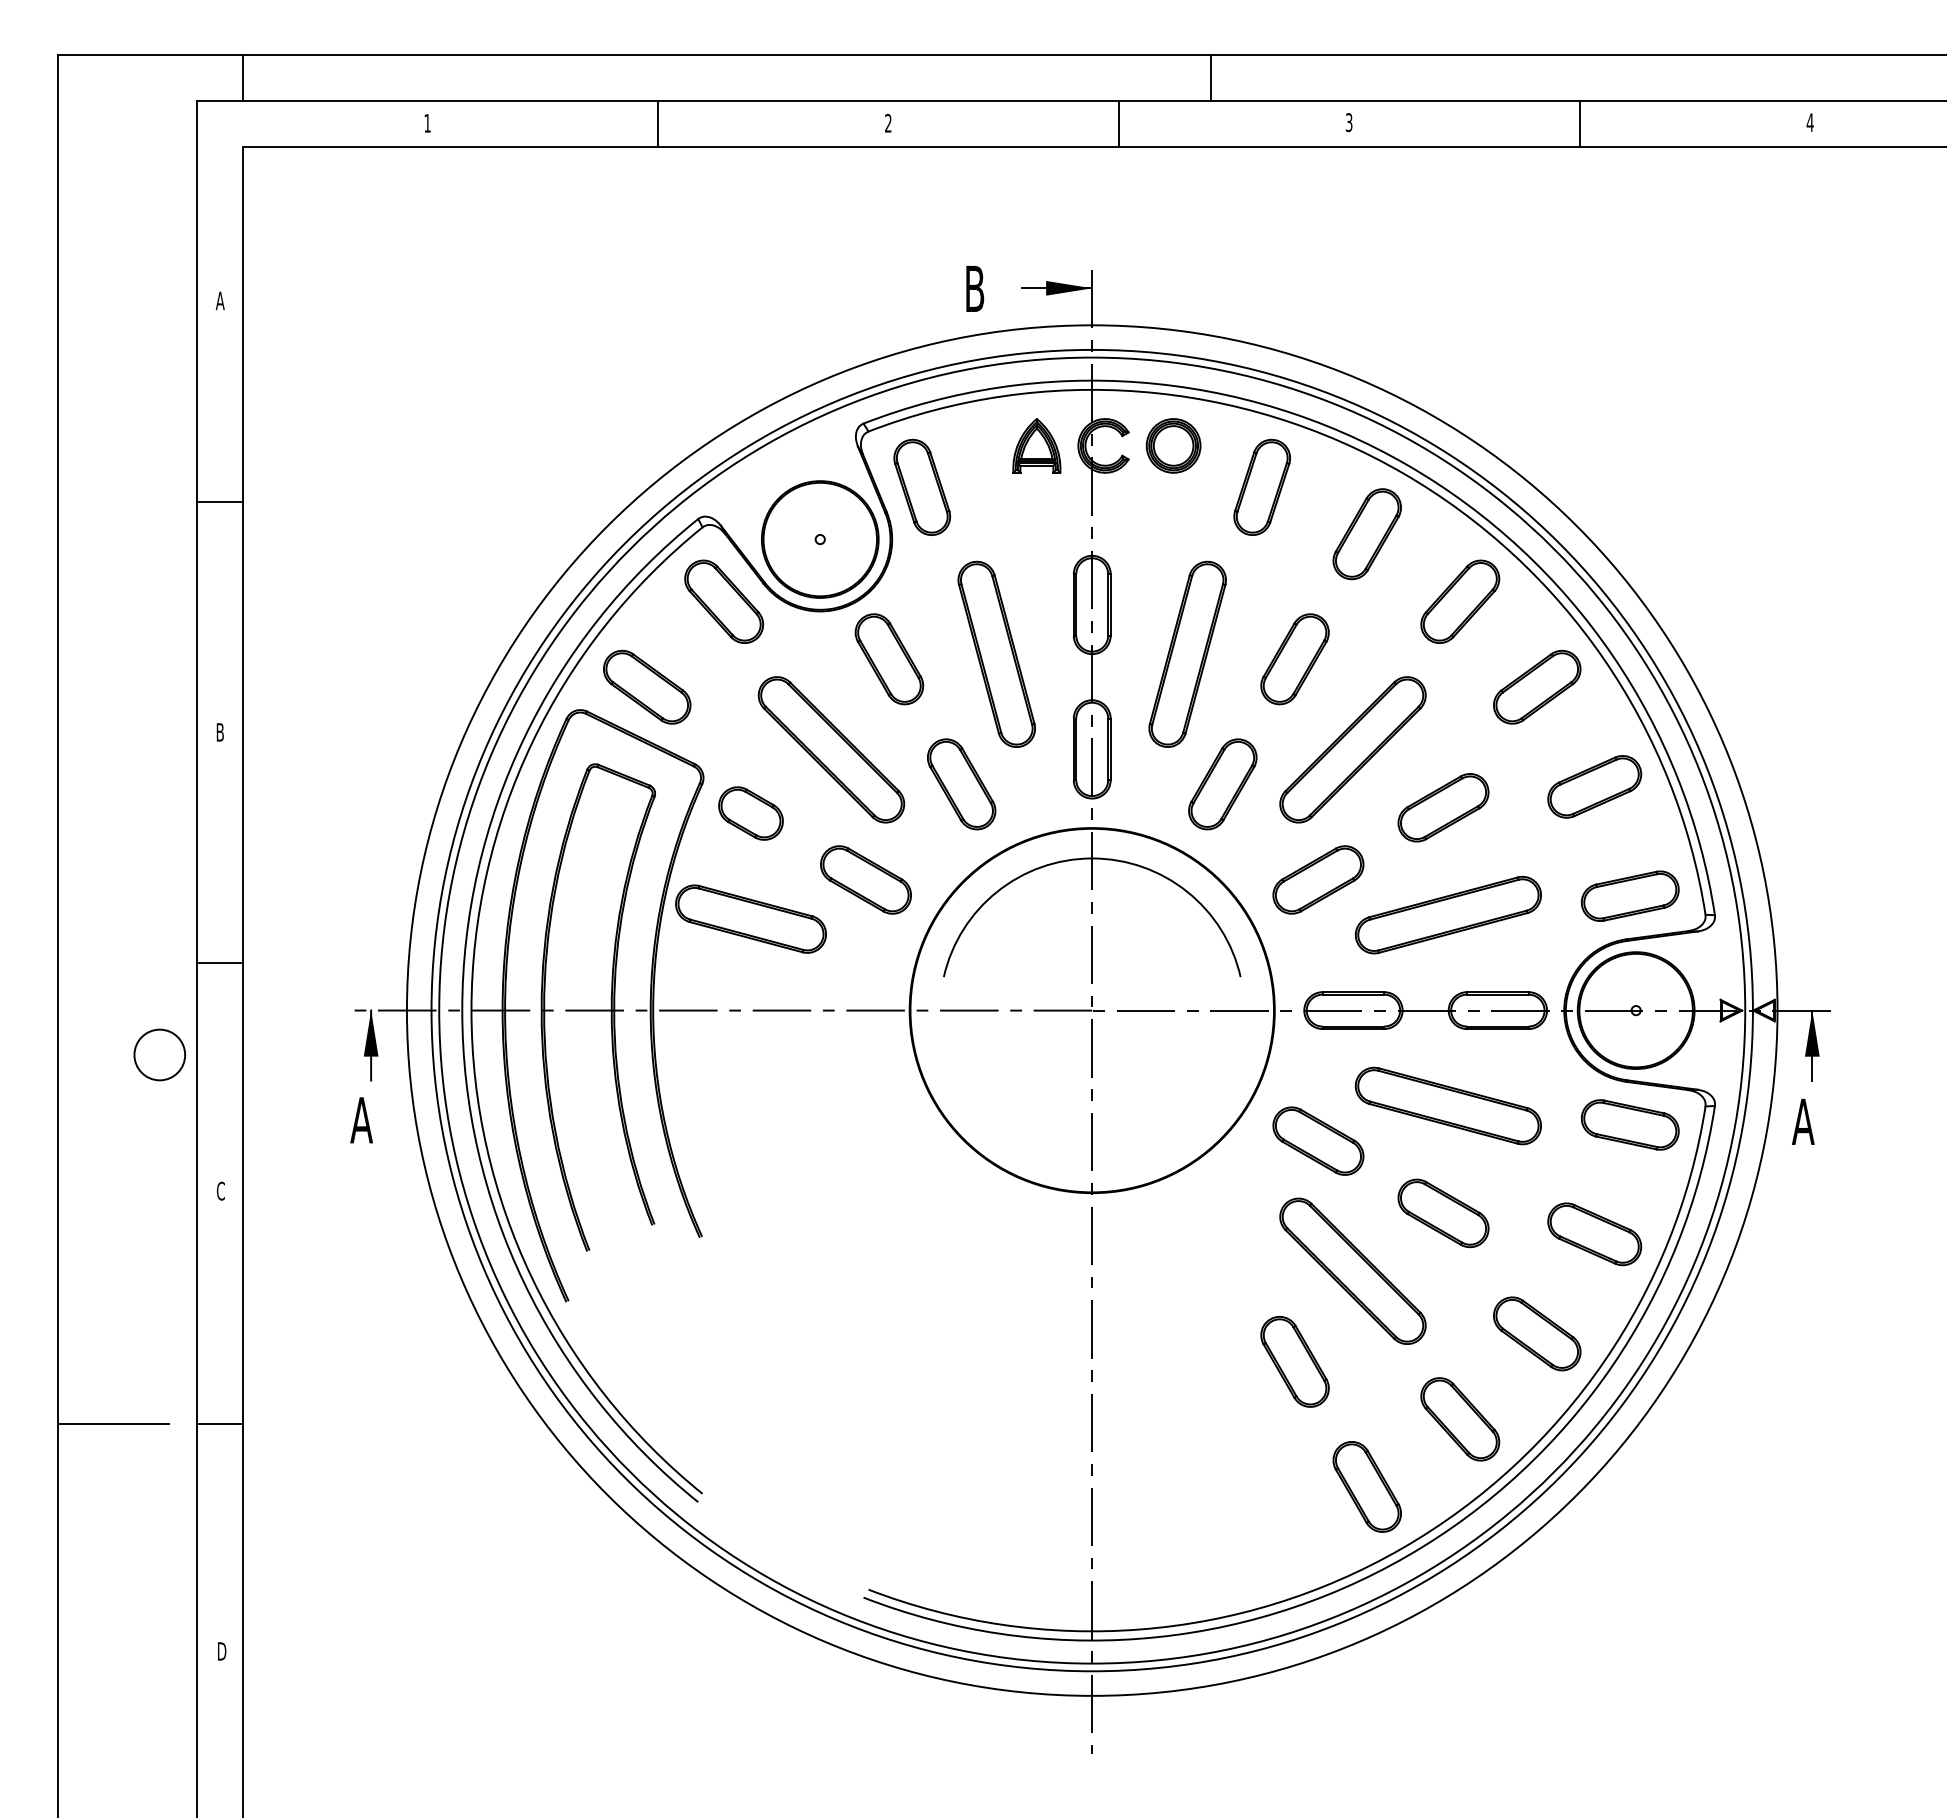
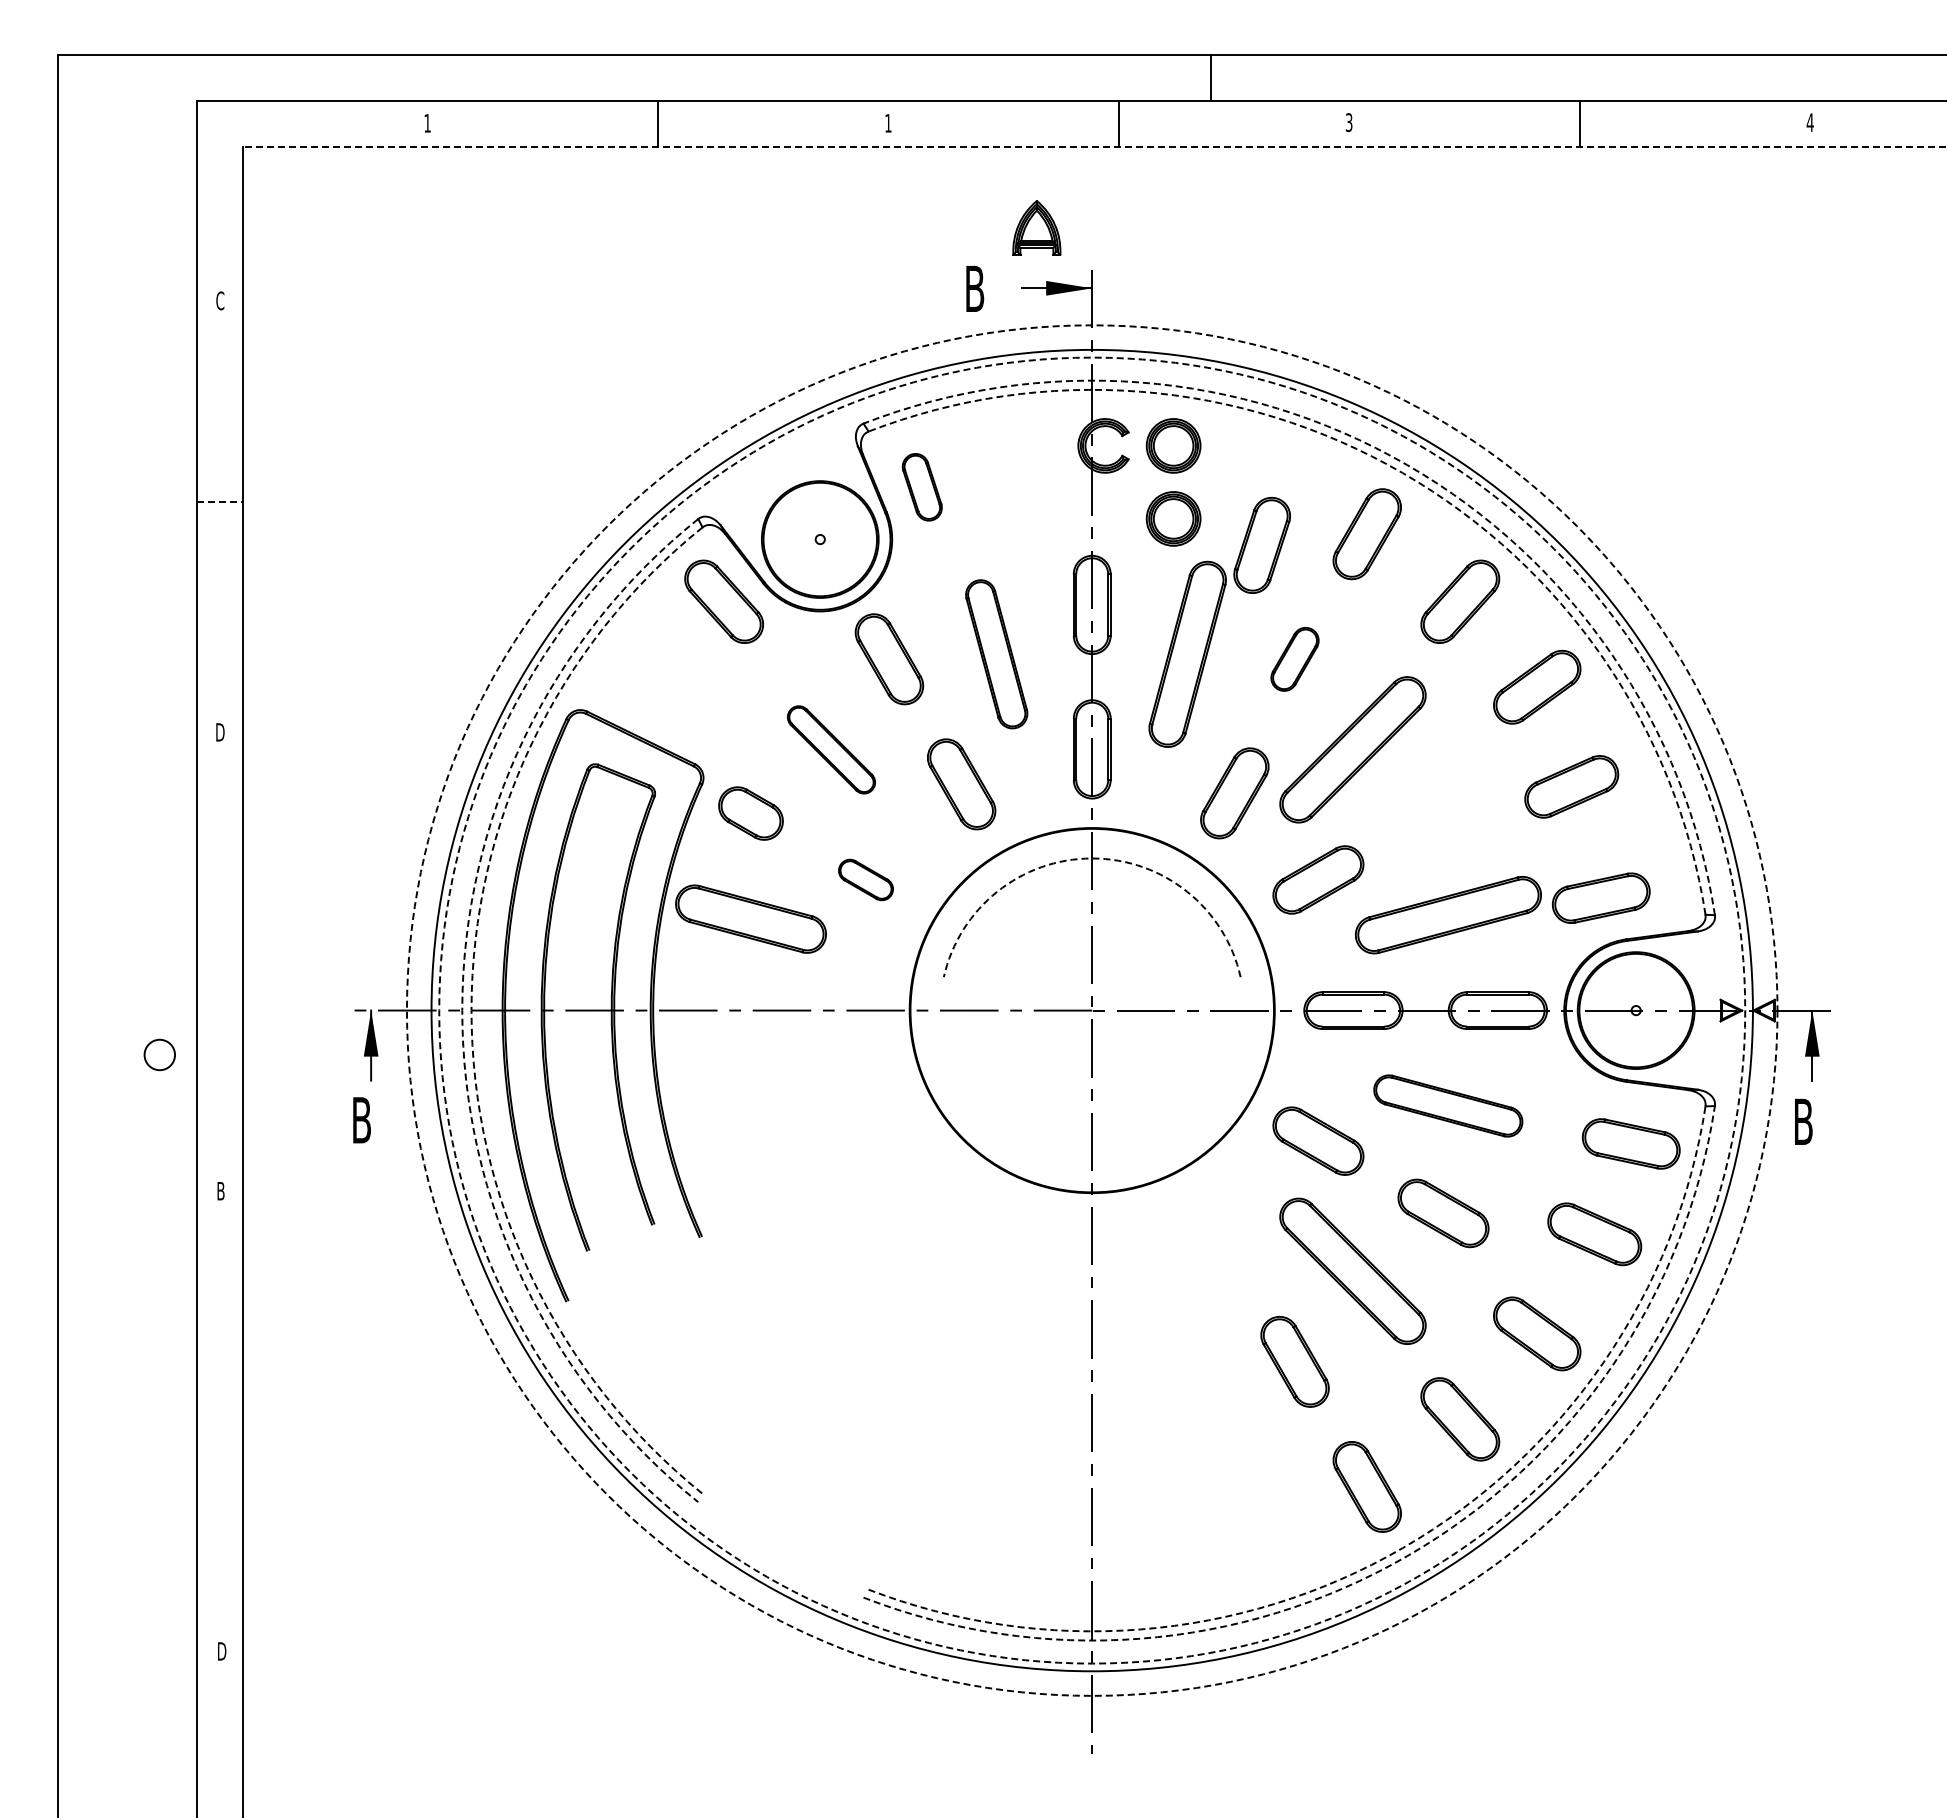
line: present -> none (242, 77)
text: 2 -> 1 (888, 122)
line: solid -> dashed (1094, 146)
text: A -> C (219, 300)
part position: (1036, 445) -> (1036, 227) (1036, 227)
arc: solid -> dashed (1407, 465)
arc: solid -> dashed (1402, 473)
part size: 59x98 px -> 42x69 px (921, 487)
part position: (1262, 486) -> (1262, 544) (1262, 544)
line: solid -> dashed (220, 501)
part: none -> present (1173, 518)
part size: 79x188 px -> 64x151 px (996, 654)
part size: 70x93 px -> 50x65 px (1294, 659)
part: present -> none (647, 686)
text: B -> D (220, 732)
part size: 149x148 px -> 89x90 px (831, 749)
part position: (1222, 784) -> (1234, 793) (1234, 793)
part position: (1594, 786) -> (1571, 786) (1571, 786)
part: present -> none (1443, 807)
arc: solid -> dashed (1092, 858)
part size: 92x70 px -> 56x44 px (865, 879)
part position: (1630, 895) -> (1601, 897) (1601, 897)
line: present -> none (219, 962)
arc: solid -> dashed (462, 1010)
arc: solid -> dashed (471, 1010)
circle: solid -> dashed (1091, 1010)
circle: solid -> dashed (1092, 1010)
circle diameter: 51 px -> 30 px (159, 1054)
part size: 188x80 px -> 151x64 px (1448, 1105)
text: A -> B (361, 1120)
text: A -> B (1803, 1121)
part position: (1630, 1124) -> (1631, 1143) (1631, 1143)
text: C -> B (220, 1190)
line: present -> none (113, 1423)
line: present -> none (219, 1423)
arc: solid -> dashed (1402, 1548)
arc: solid -> dashed (1407, 1556)
